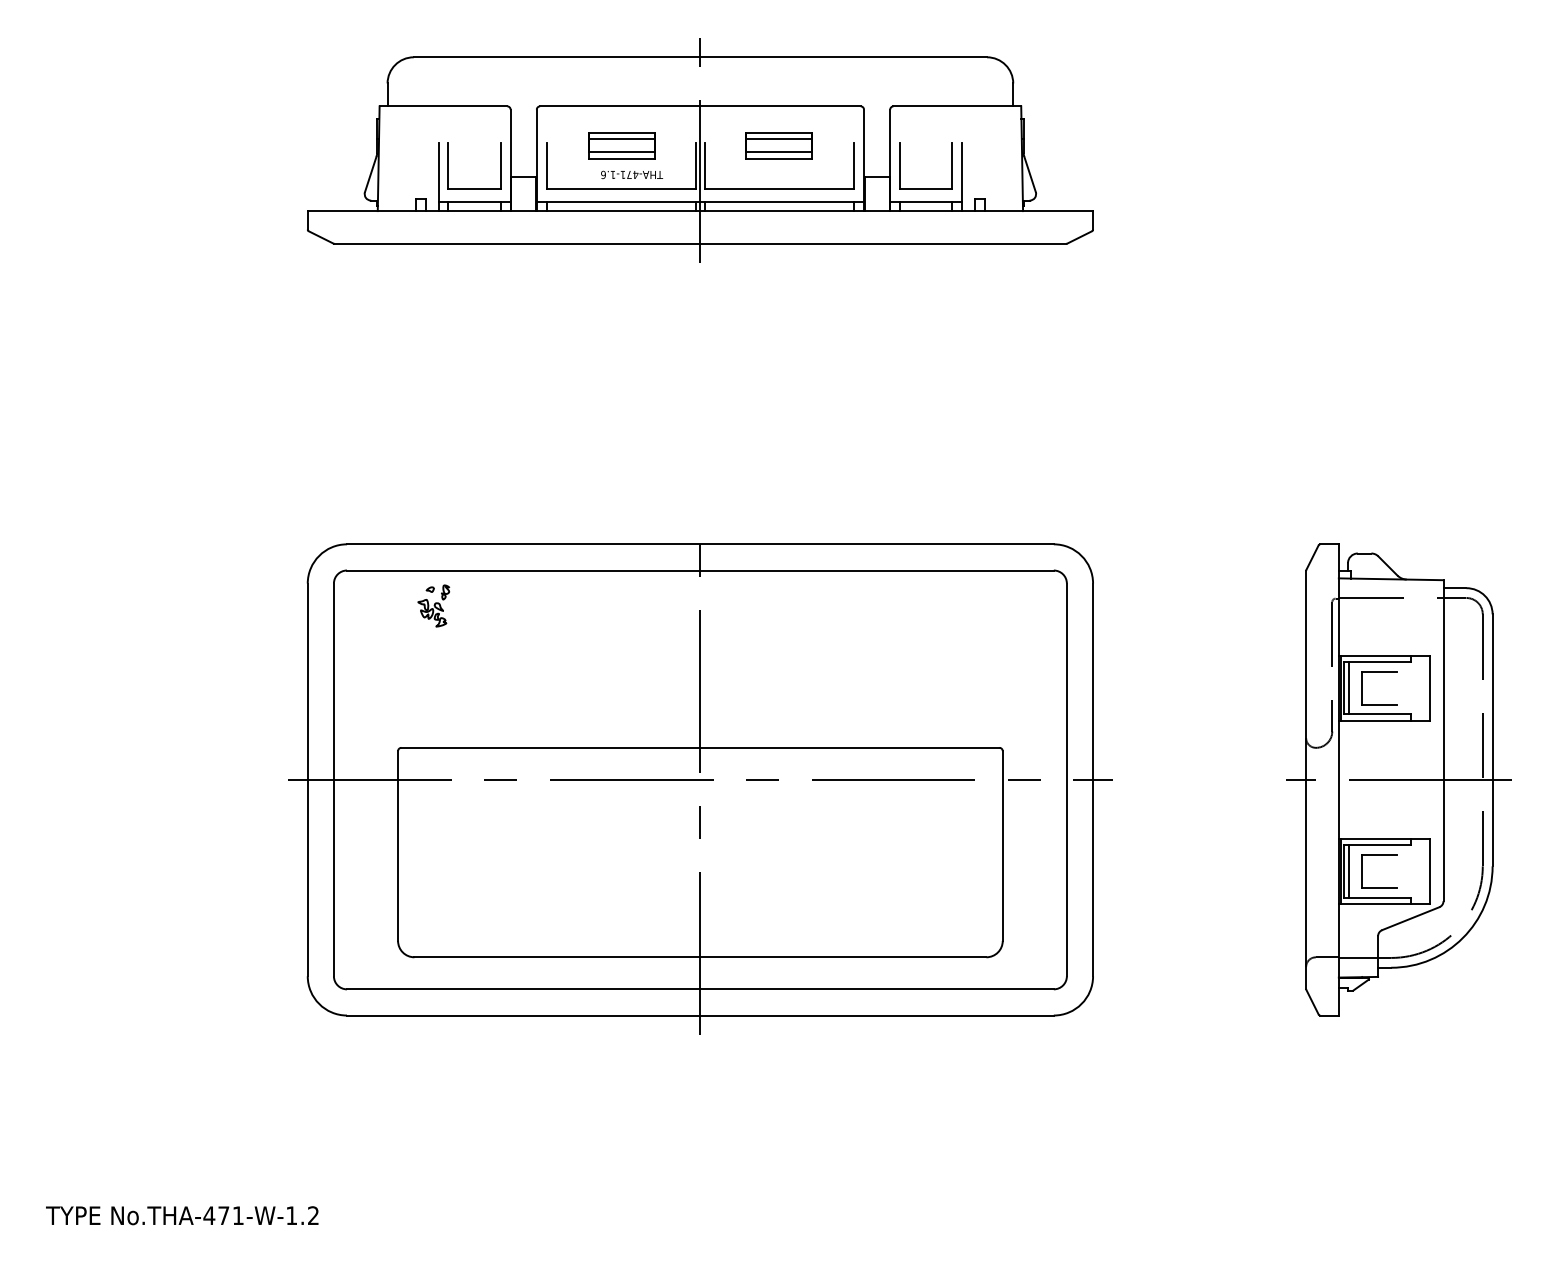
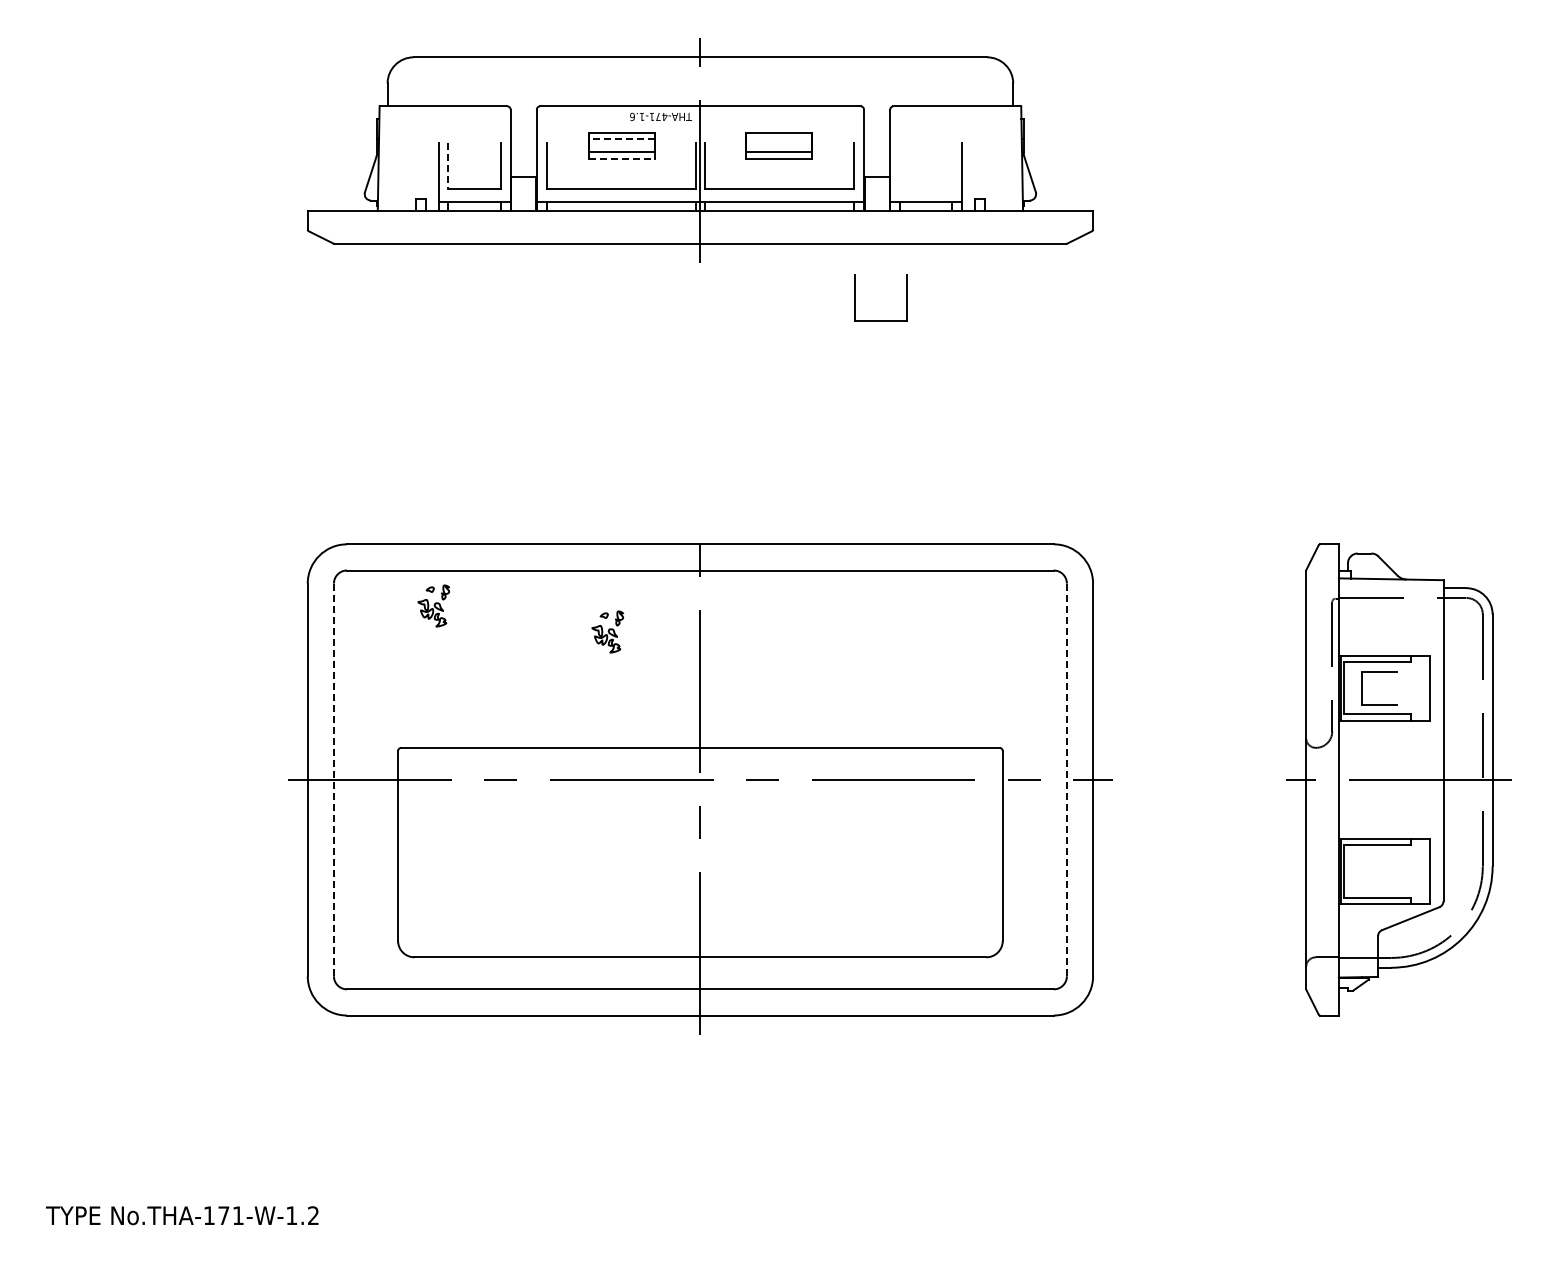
line: solid -> dashed (621, 139)
line: present -> none (778, 139)
line: solid -> dashed (622, 158)
line: solid -> dashed (448, 166)
text position: (632, 174) -> (661, 116) (661, 116)
part position: (925, 188) -> (880, 320) (880, 320)
part: none -> present (607, 631)
line: present -> none (1349, 688)
line: solid -> dashed (1066, 779)
line: solid -> dashed (333, 780)
part: present -> none (1379, 855)
line: present -> none (1349, 871)
text: No.THA-471-W-1.2 -> No.THA-171-W-1.2 (209, 1215)
